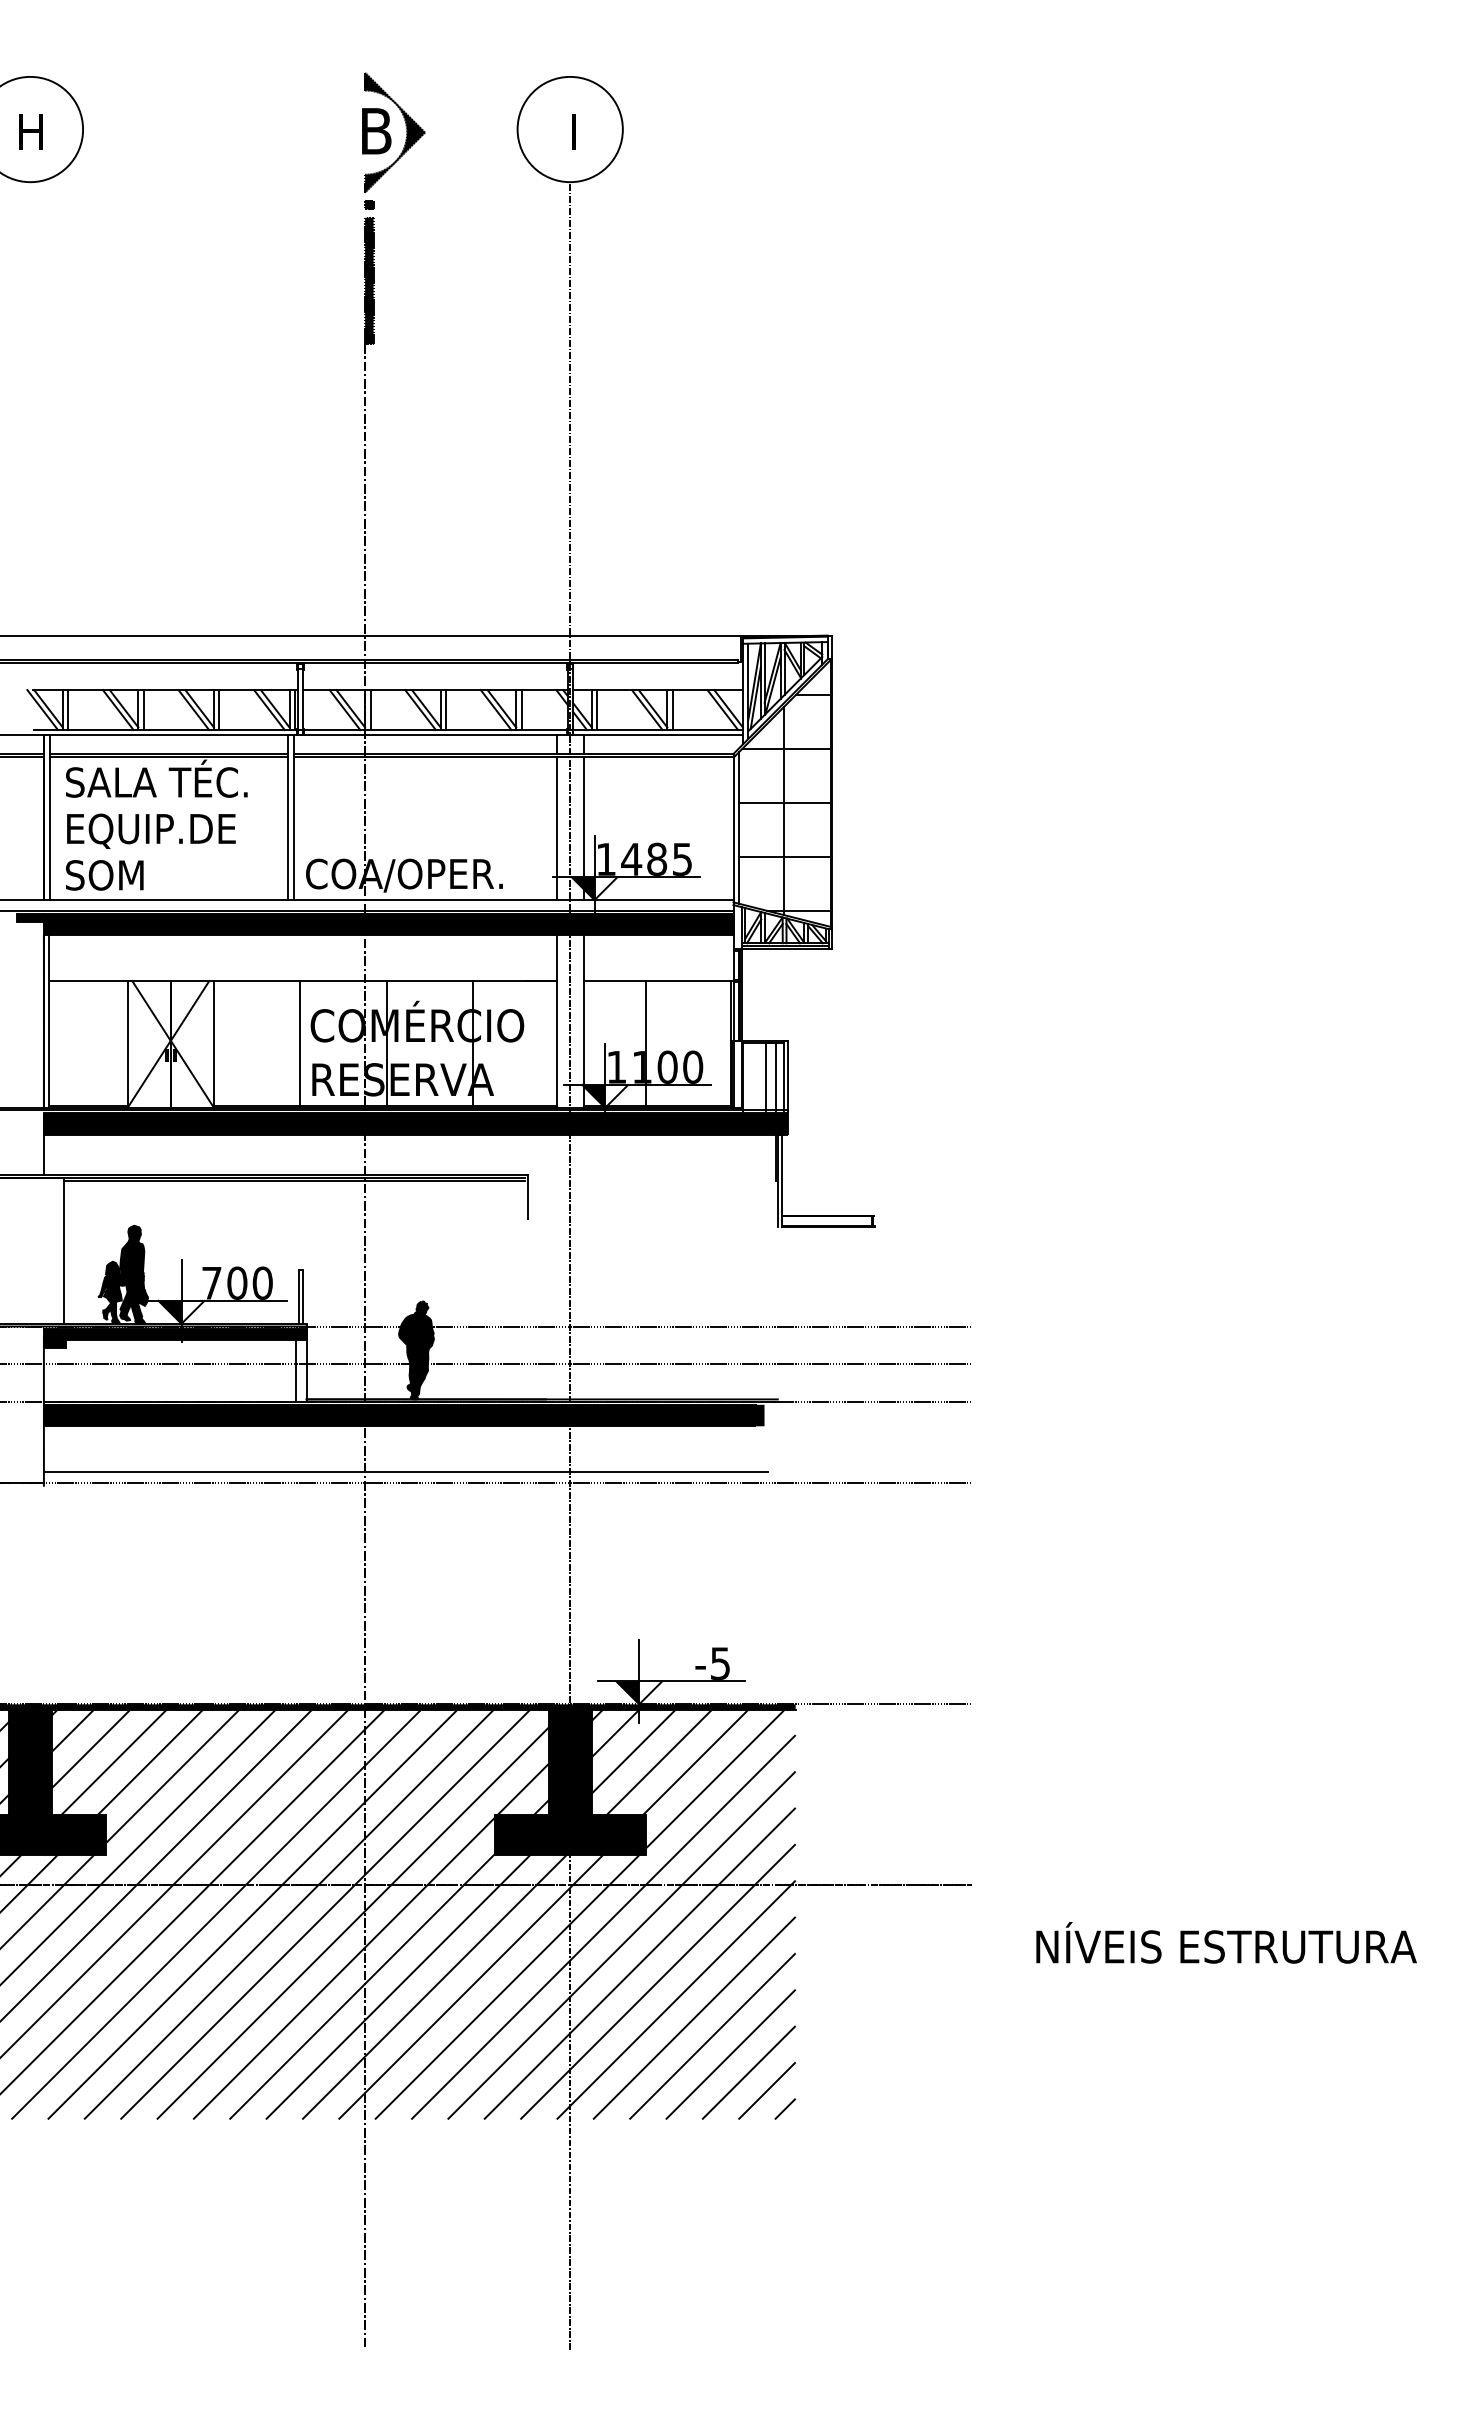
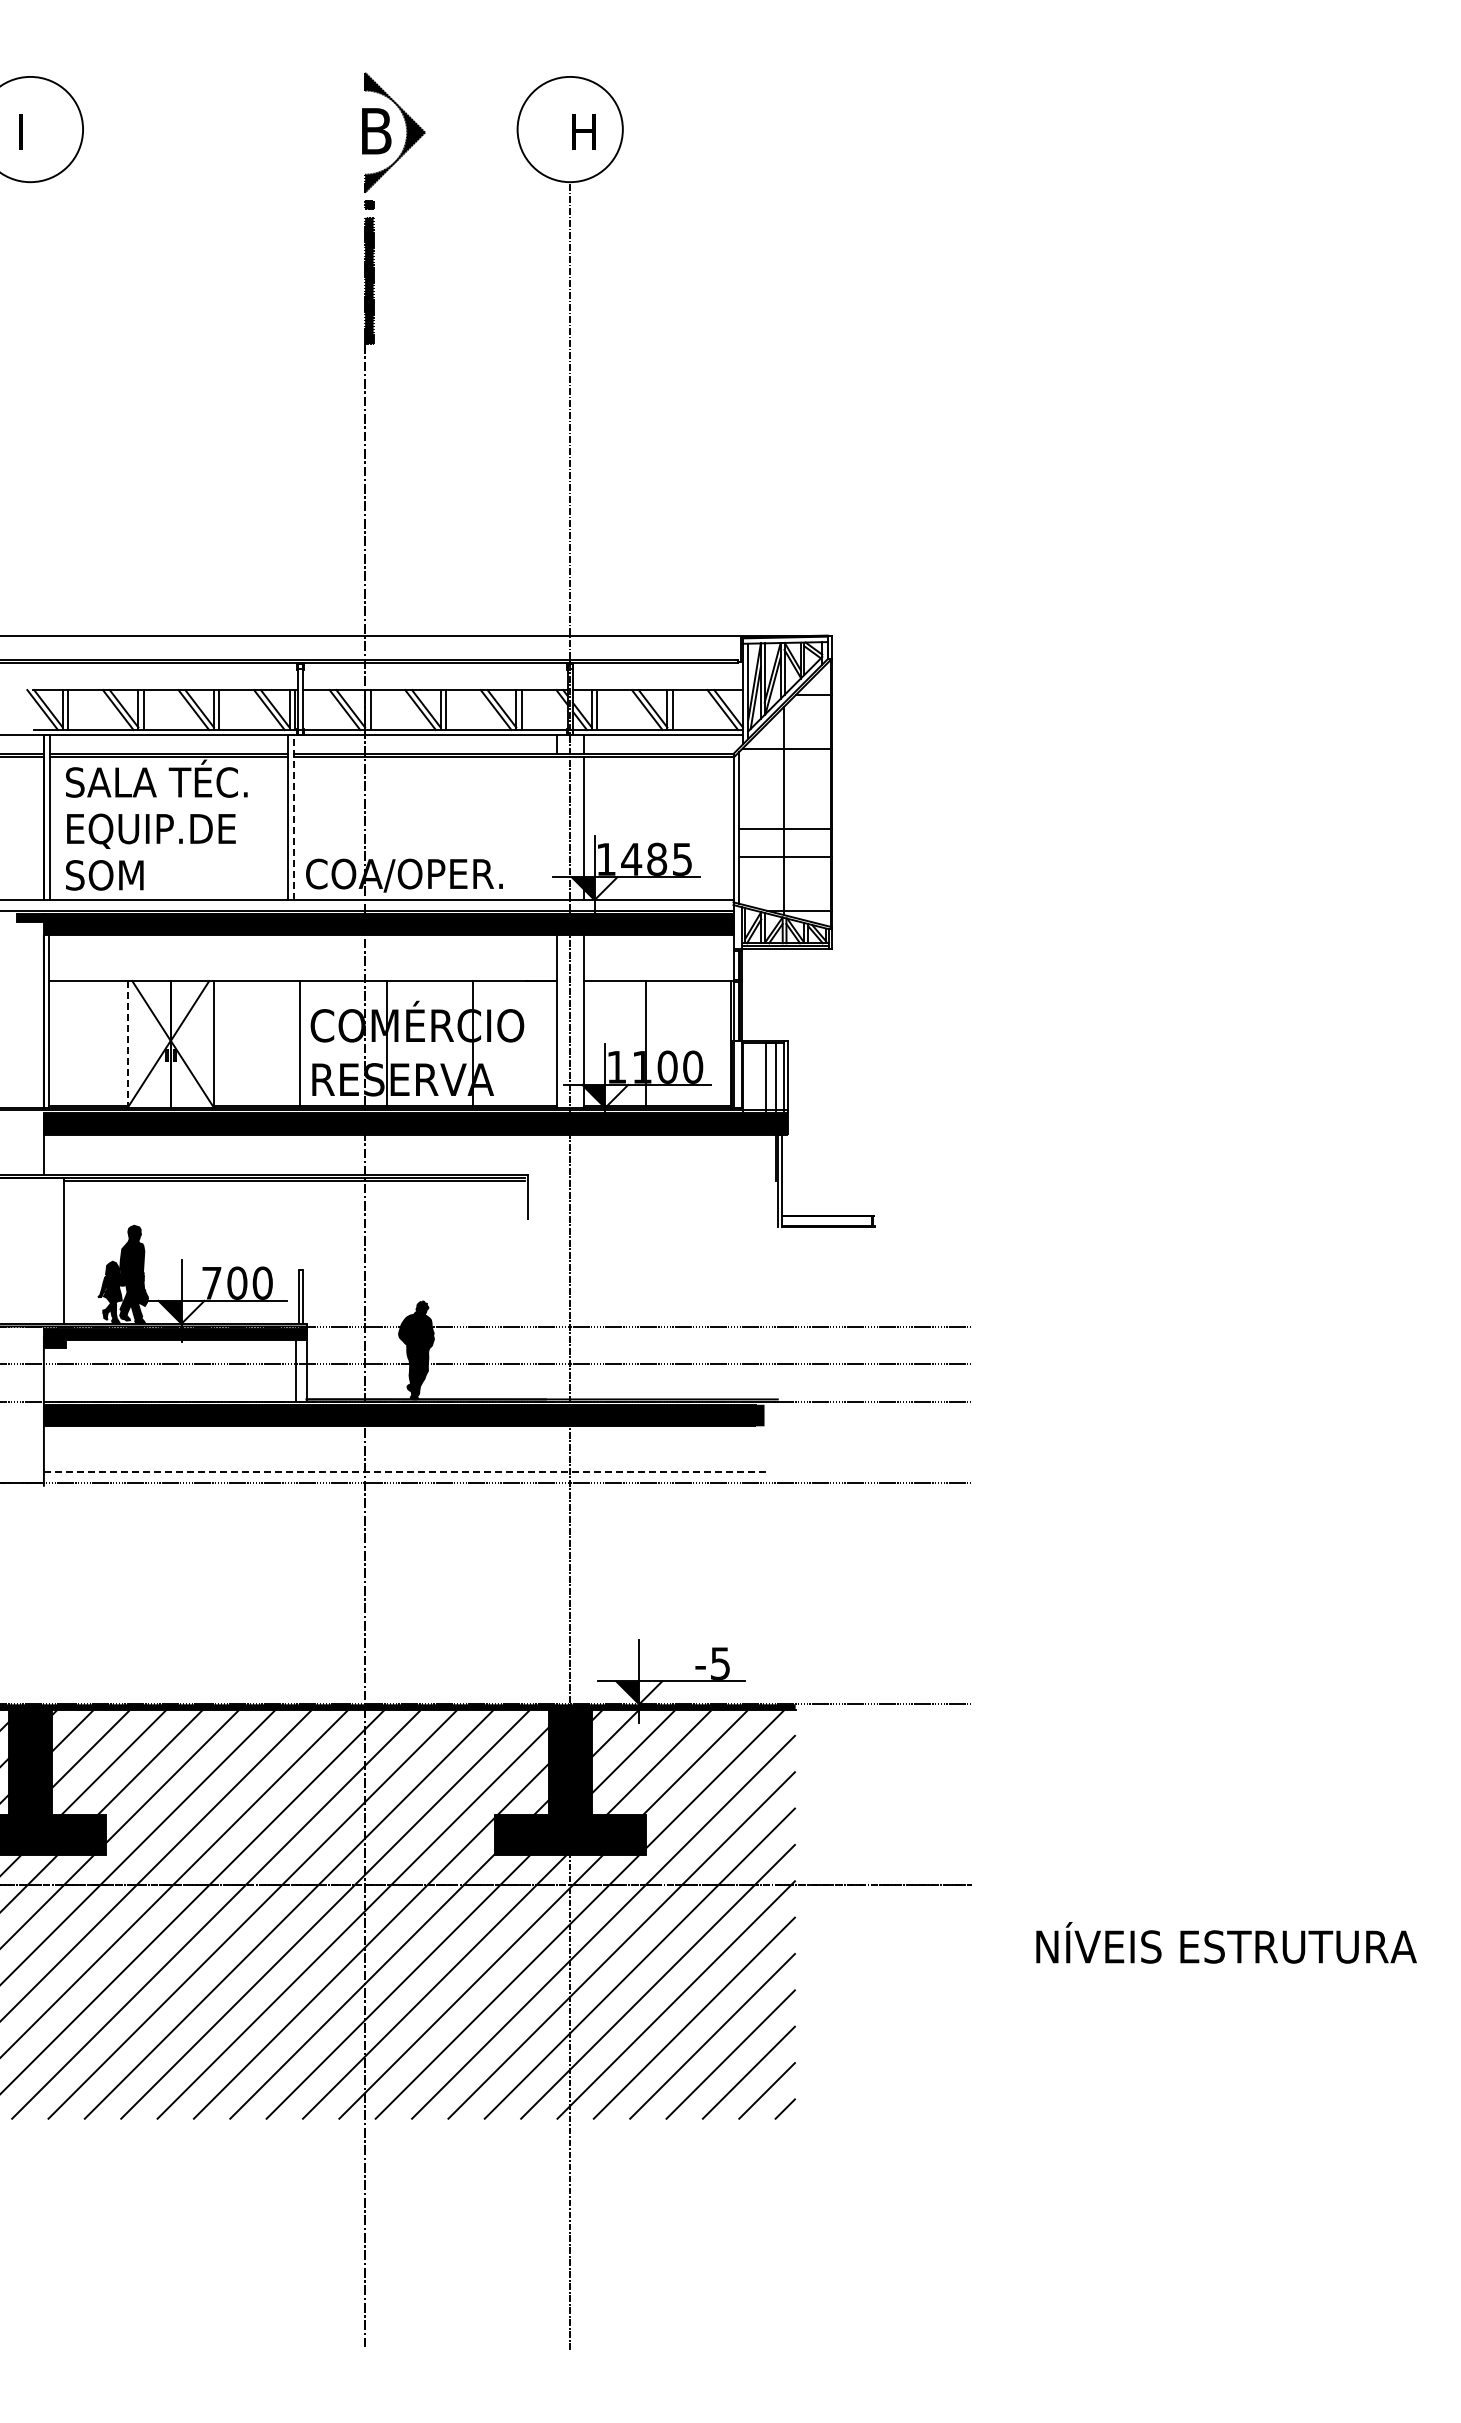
text: H -> I (32, 131)
text: I -> H (585, 131)
line position: (784, 802) -> (784, 828) (784, 828)
line: solid -> dashed (293, 817)
line: present -> none (556, 828)
line: solid -> dashed (127, 1044)
line: solid -> dashed (405, 1472)
